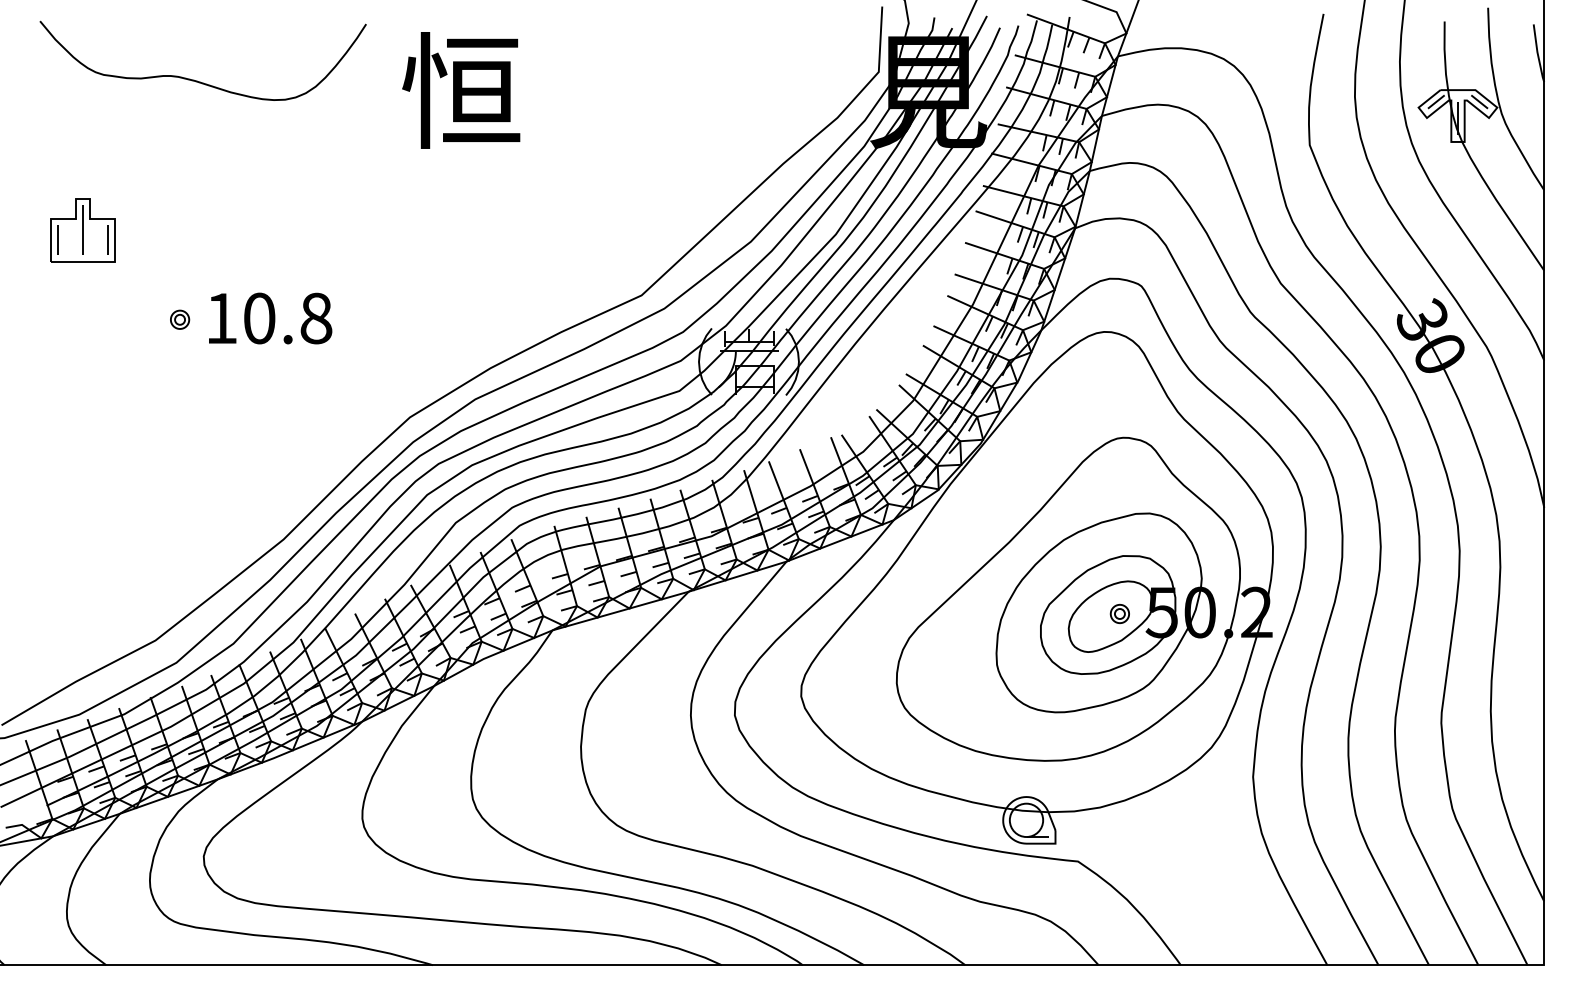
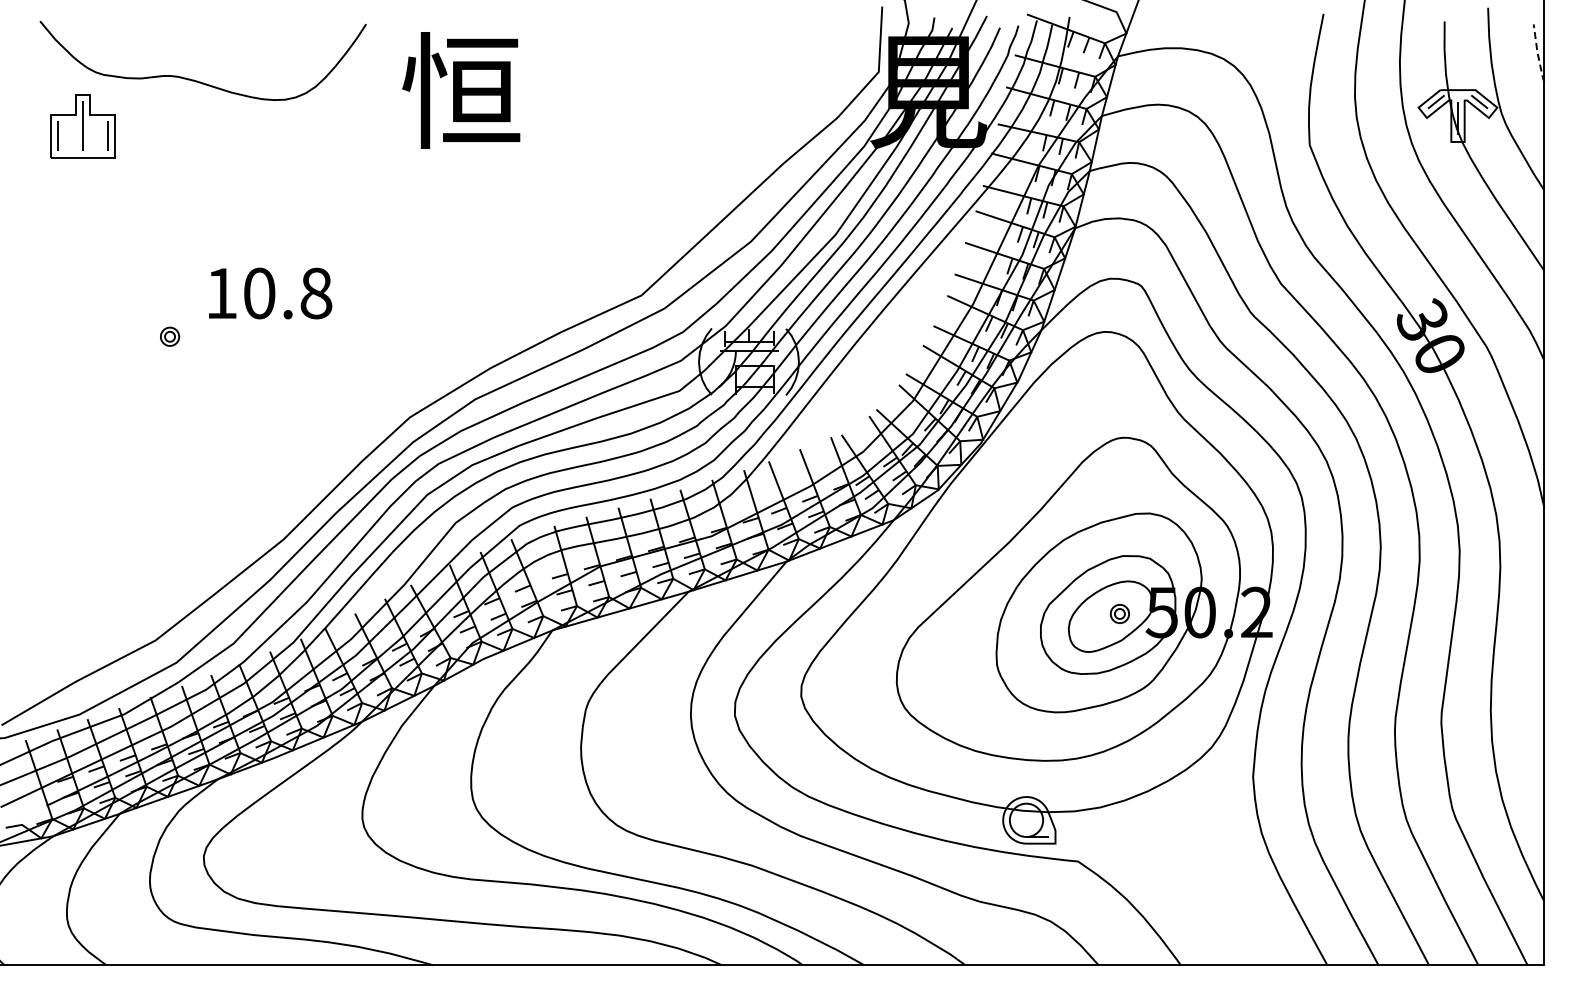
line: solid -> dashed (1537, 53)
part position: (82, 230) -> (82, 126) (82, 126)
text position: (270, 318) -> (270, 293) (270, 293)
part position: (180, 319) -> (170, 336) (170, 336)
